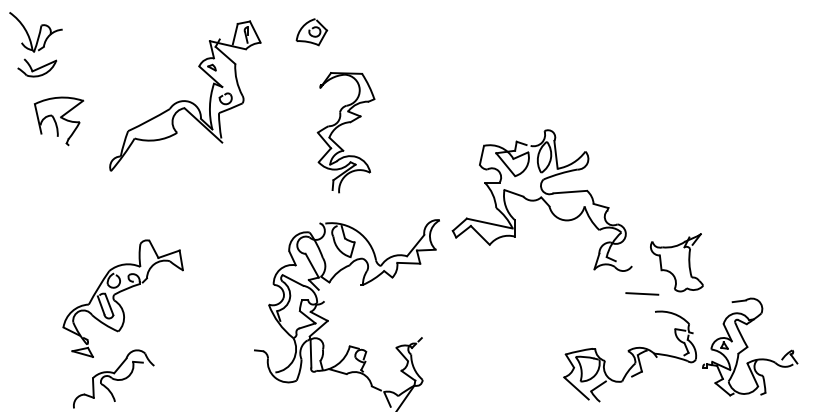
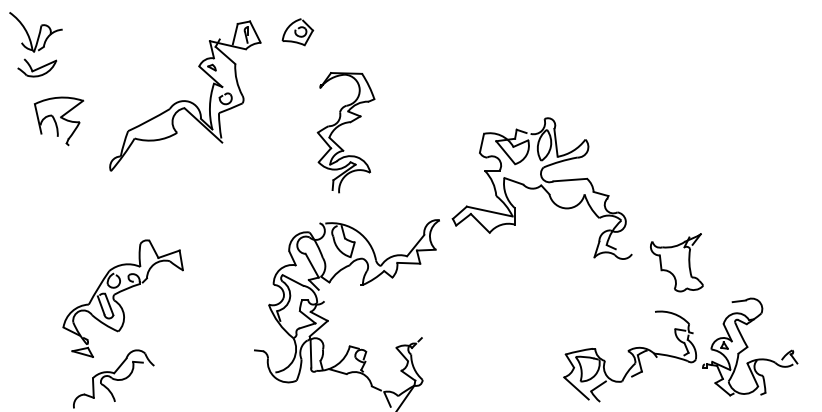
part position: (311, 32) -> (297, 32) (297, 32)
part position: (541, 200) -> (541, 188) (541, 188)
line: present -> none (642, 293)
